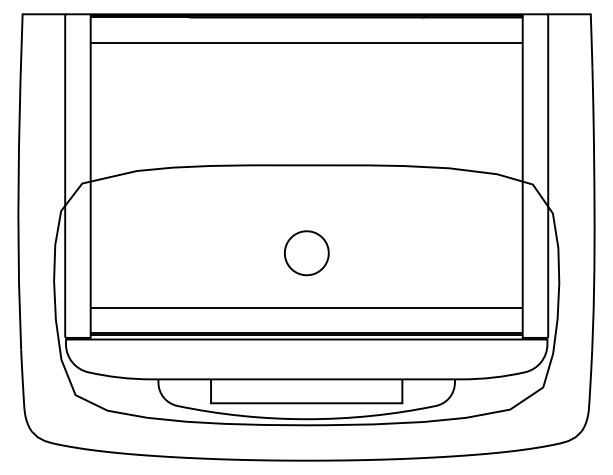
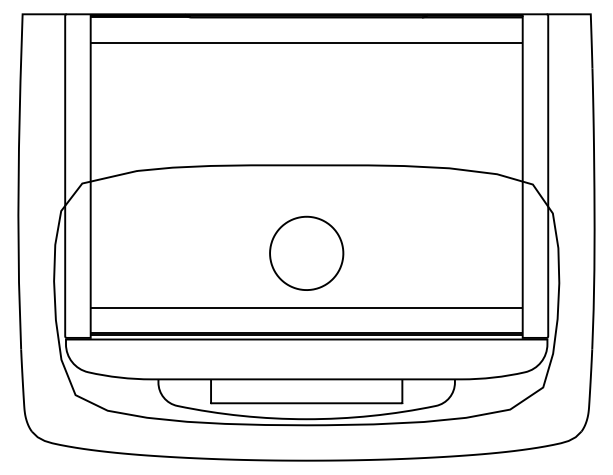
part size: 46x47 px -> 76x76 px (306, 252)
